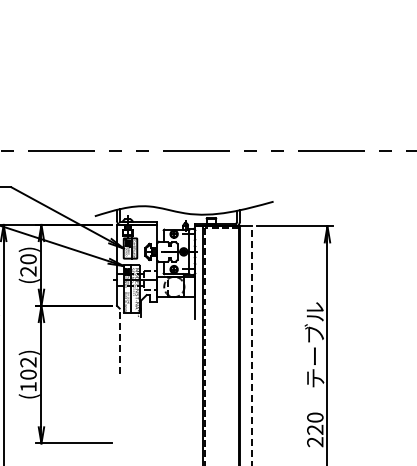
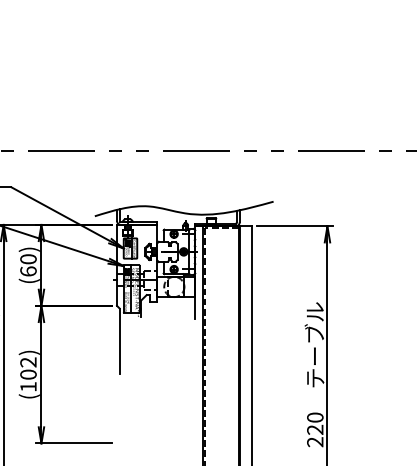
text: (20) -> (60) (28, 271)
line: dashed -> solid (119, 341)
line: dashed -> solid (251, 345)
